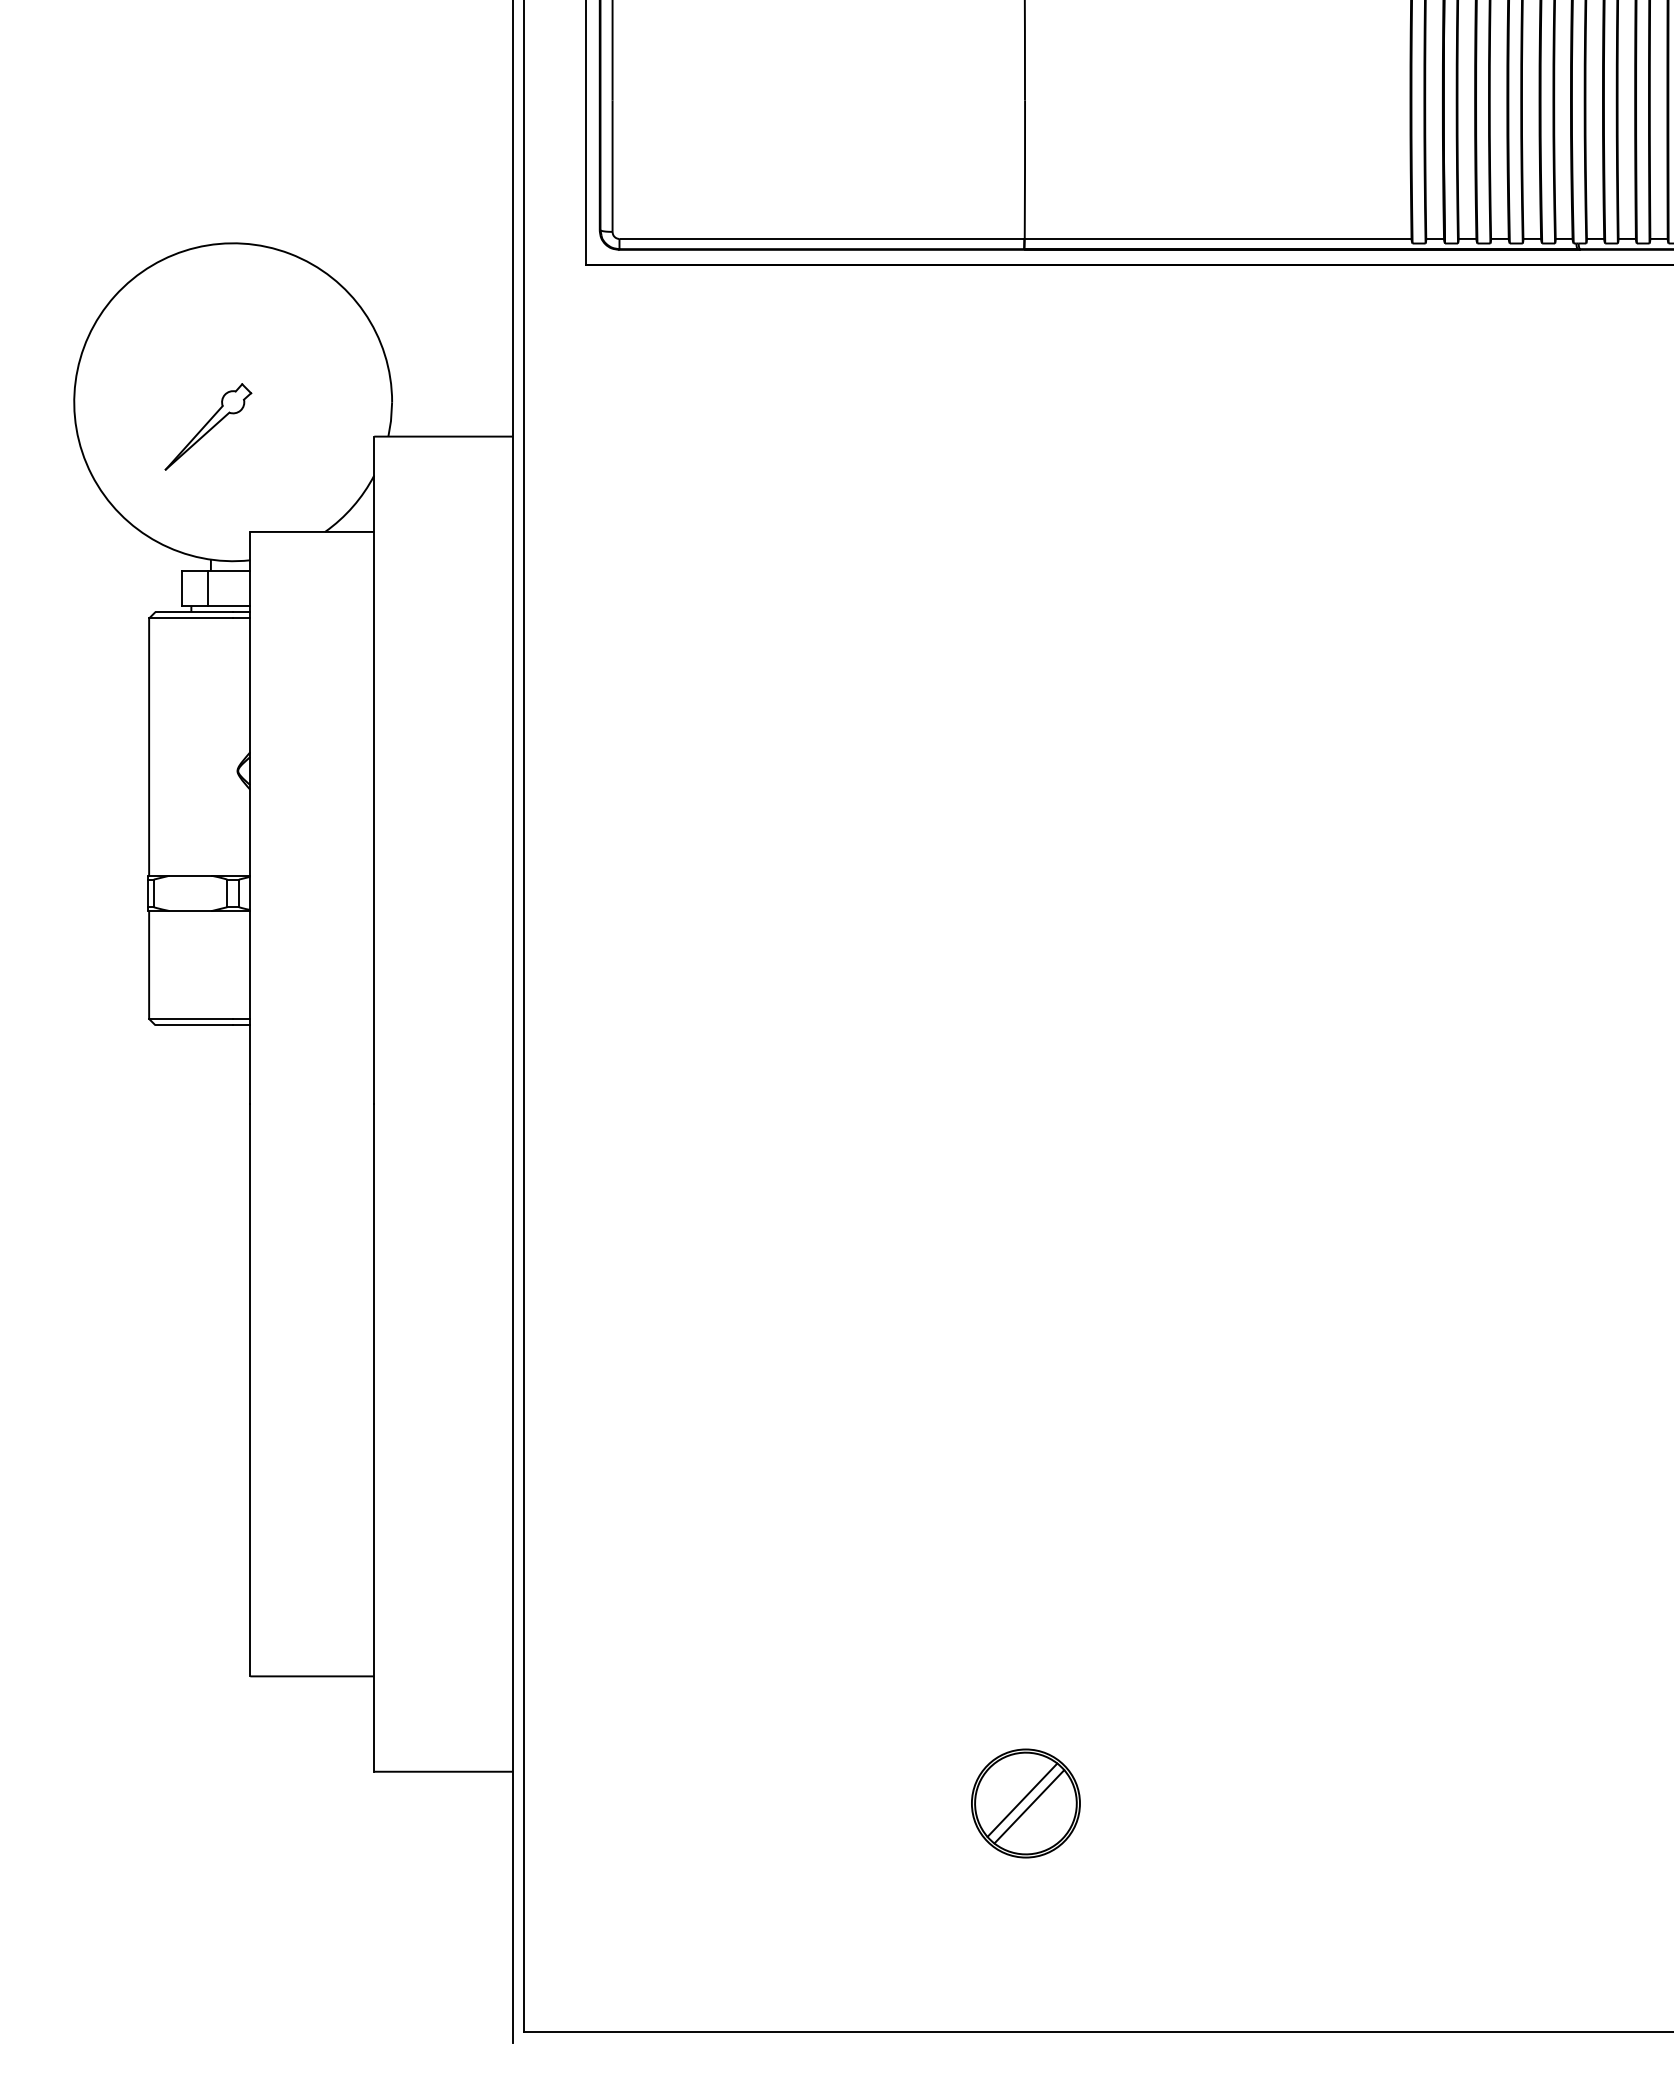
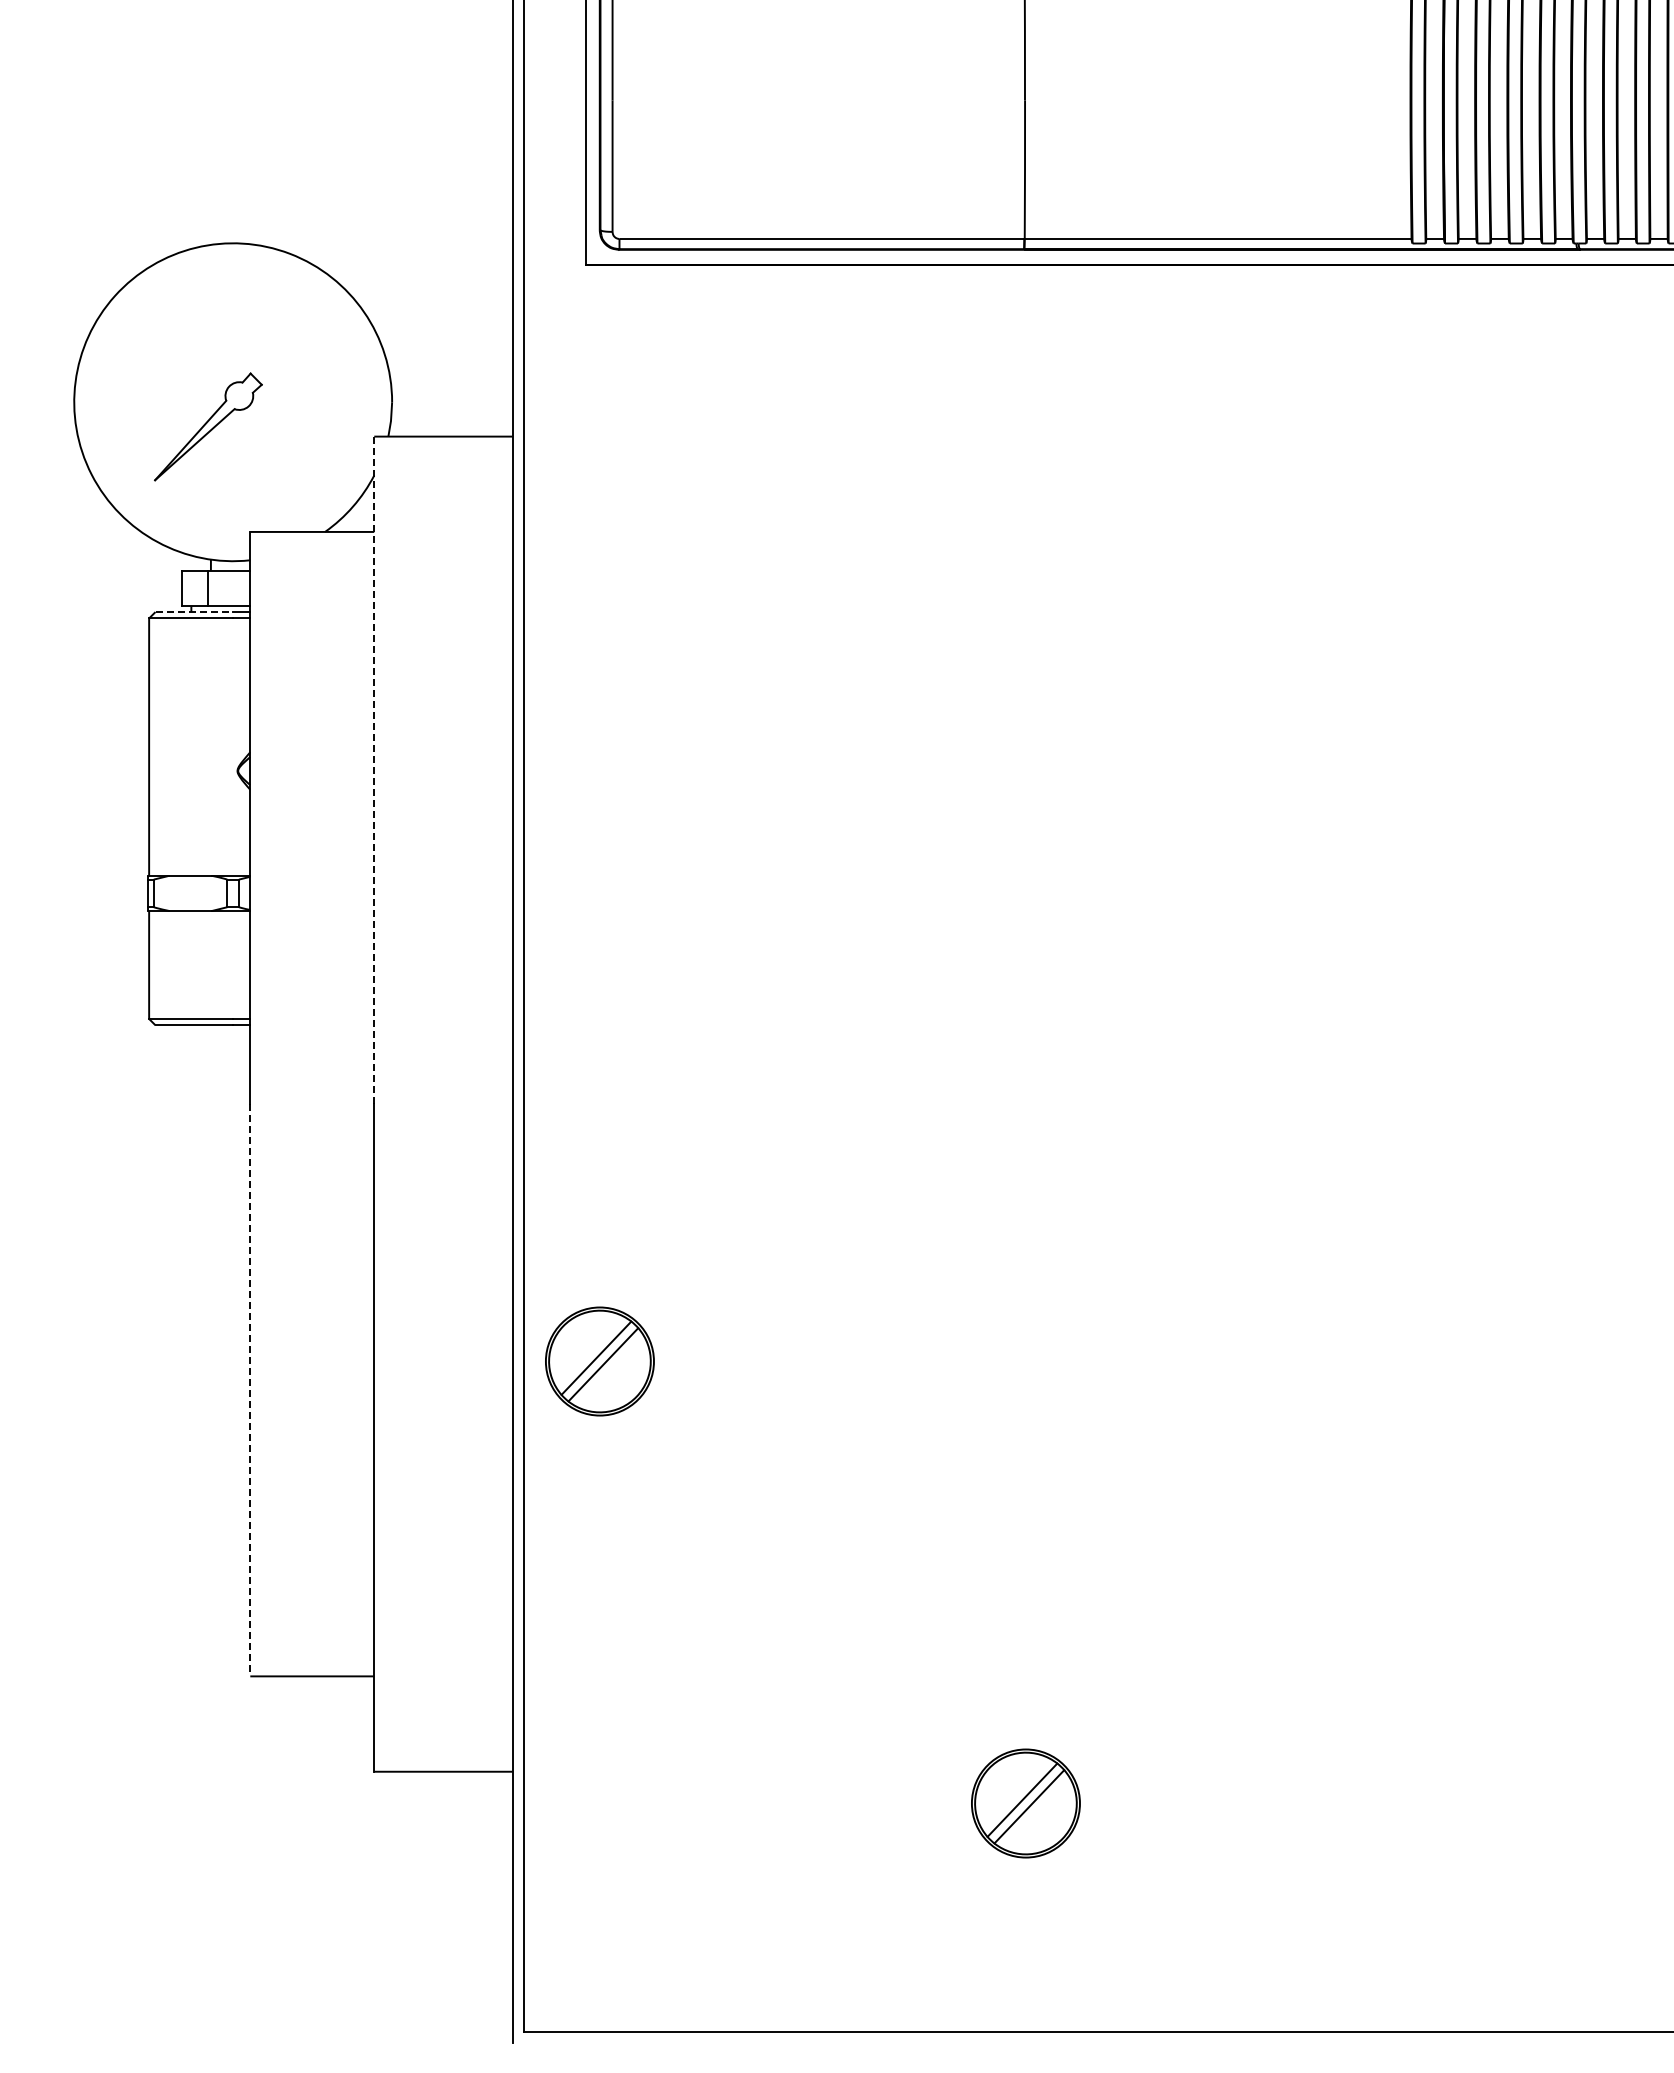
part size: 89x88 px -> 109x110 px (208, 426)
line: solid -> dashed (194, 612)
line: solid -> dashed (374, 770)
part: none -> present (599, 1361)
line: solid -> dashed (250, 1390)
